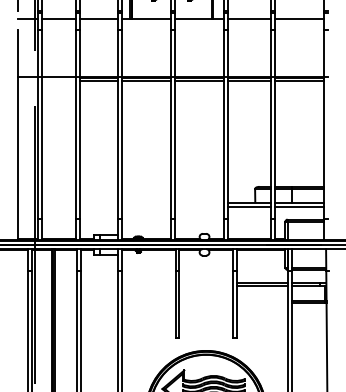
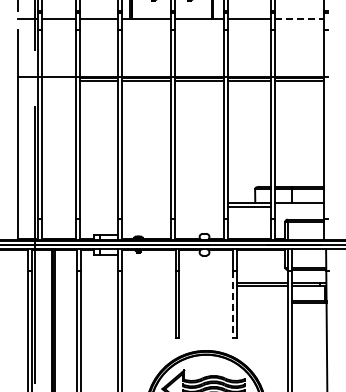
line: solid -> dashed (299, 18)
line: present -> none (299, 206)
line: solid -> dashed (232, 304)
